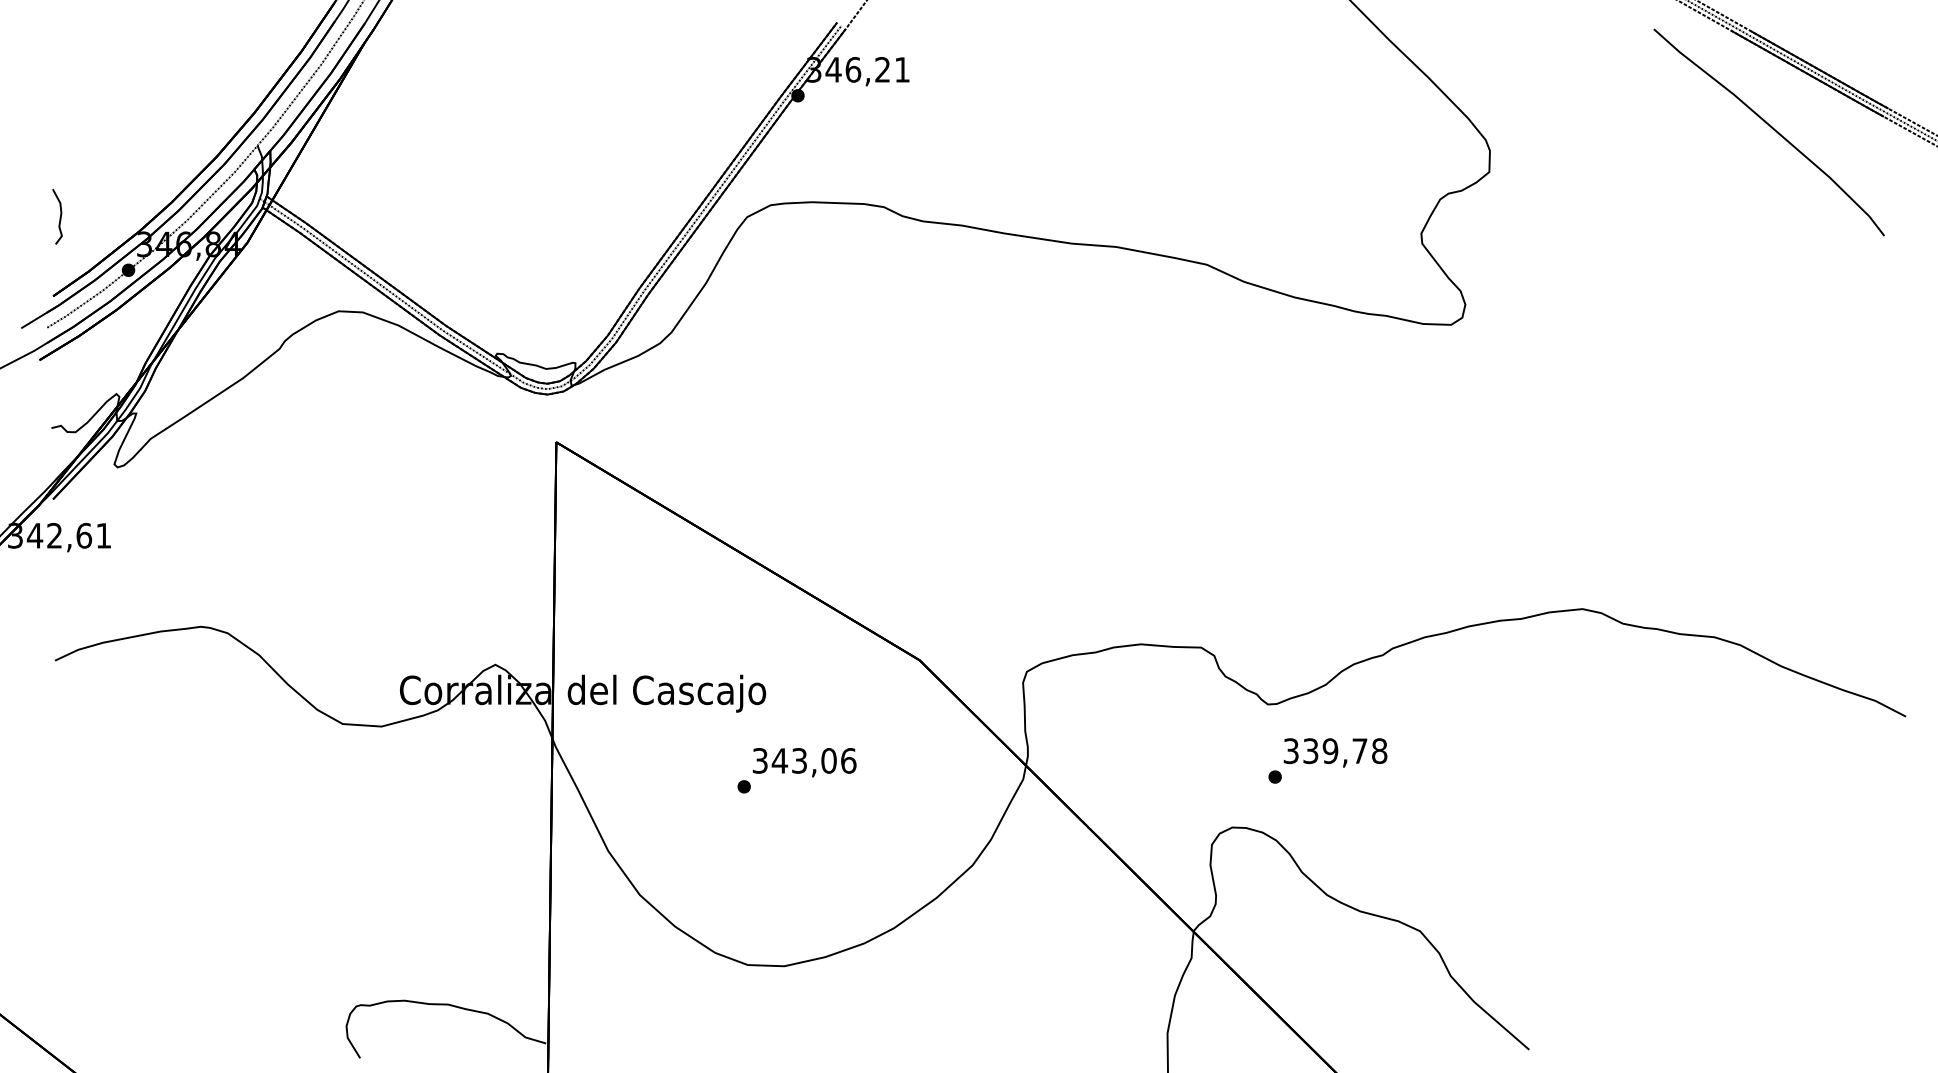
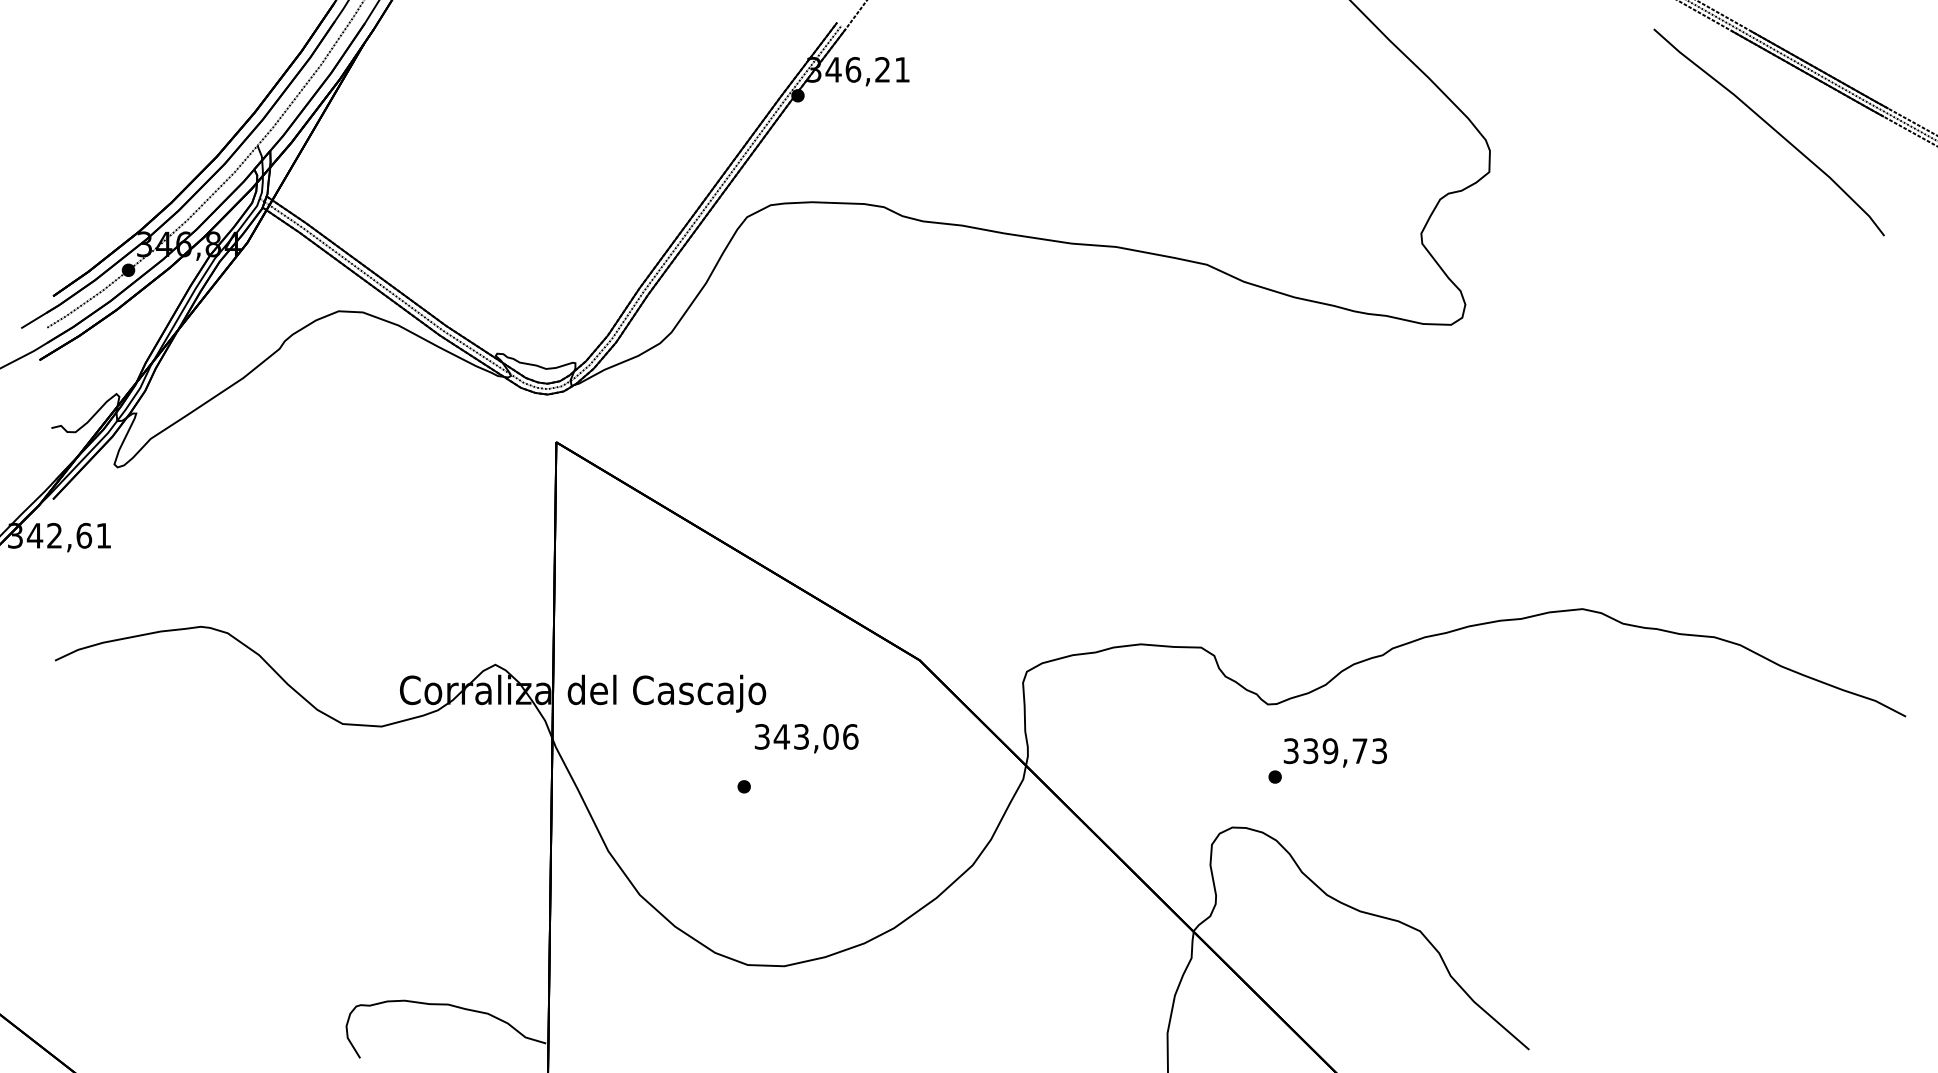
curve: present -> none (59, 217)
text: 339,78 -> 339,73 (1379, 751)
text position: (804, 762) -> (806, 738) (806, 738)
